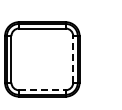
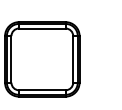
line: dashed -> solid (73, 58)
line: dashed -> solid (42, 90)
